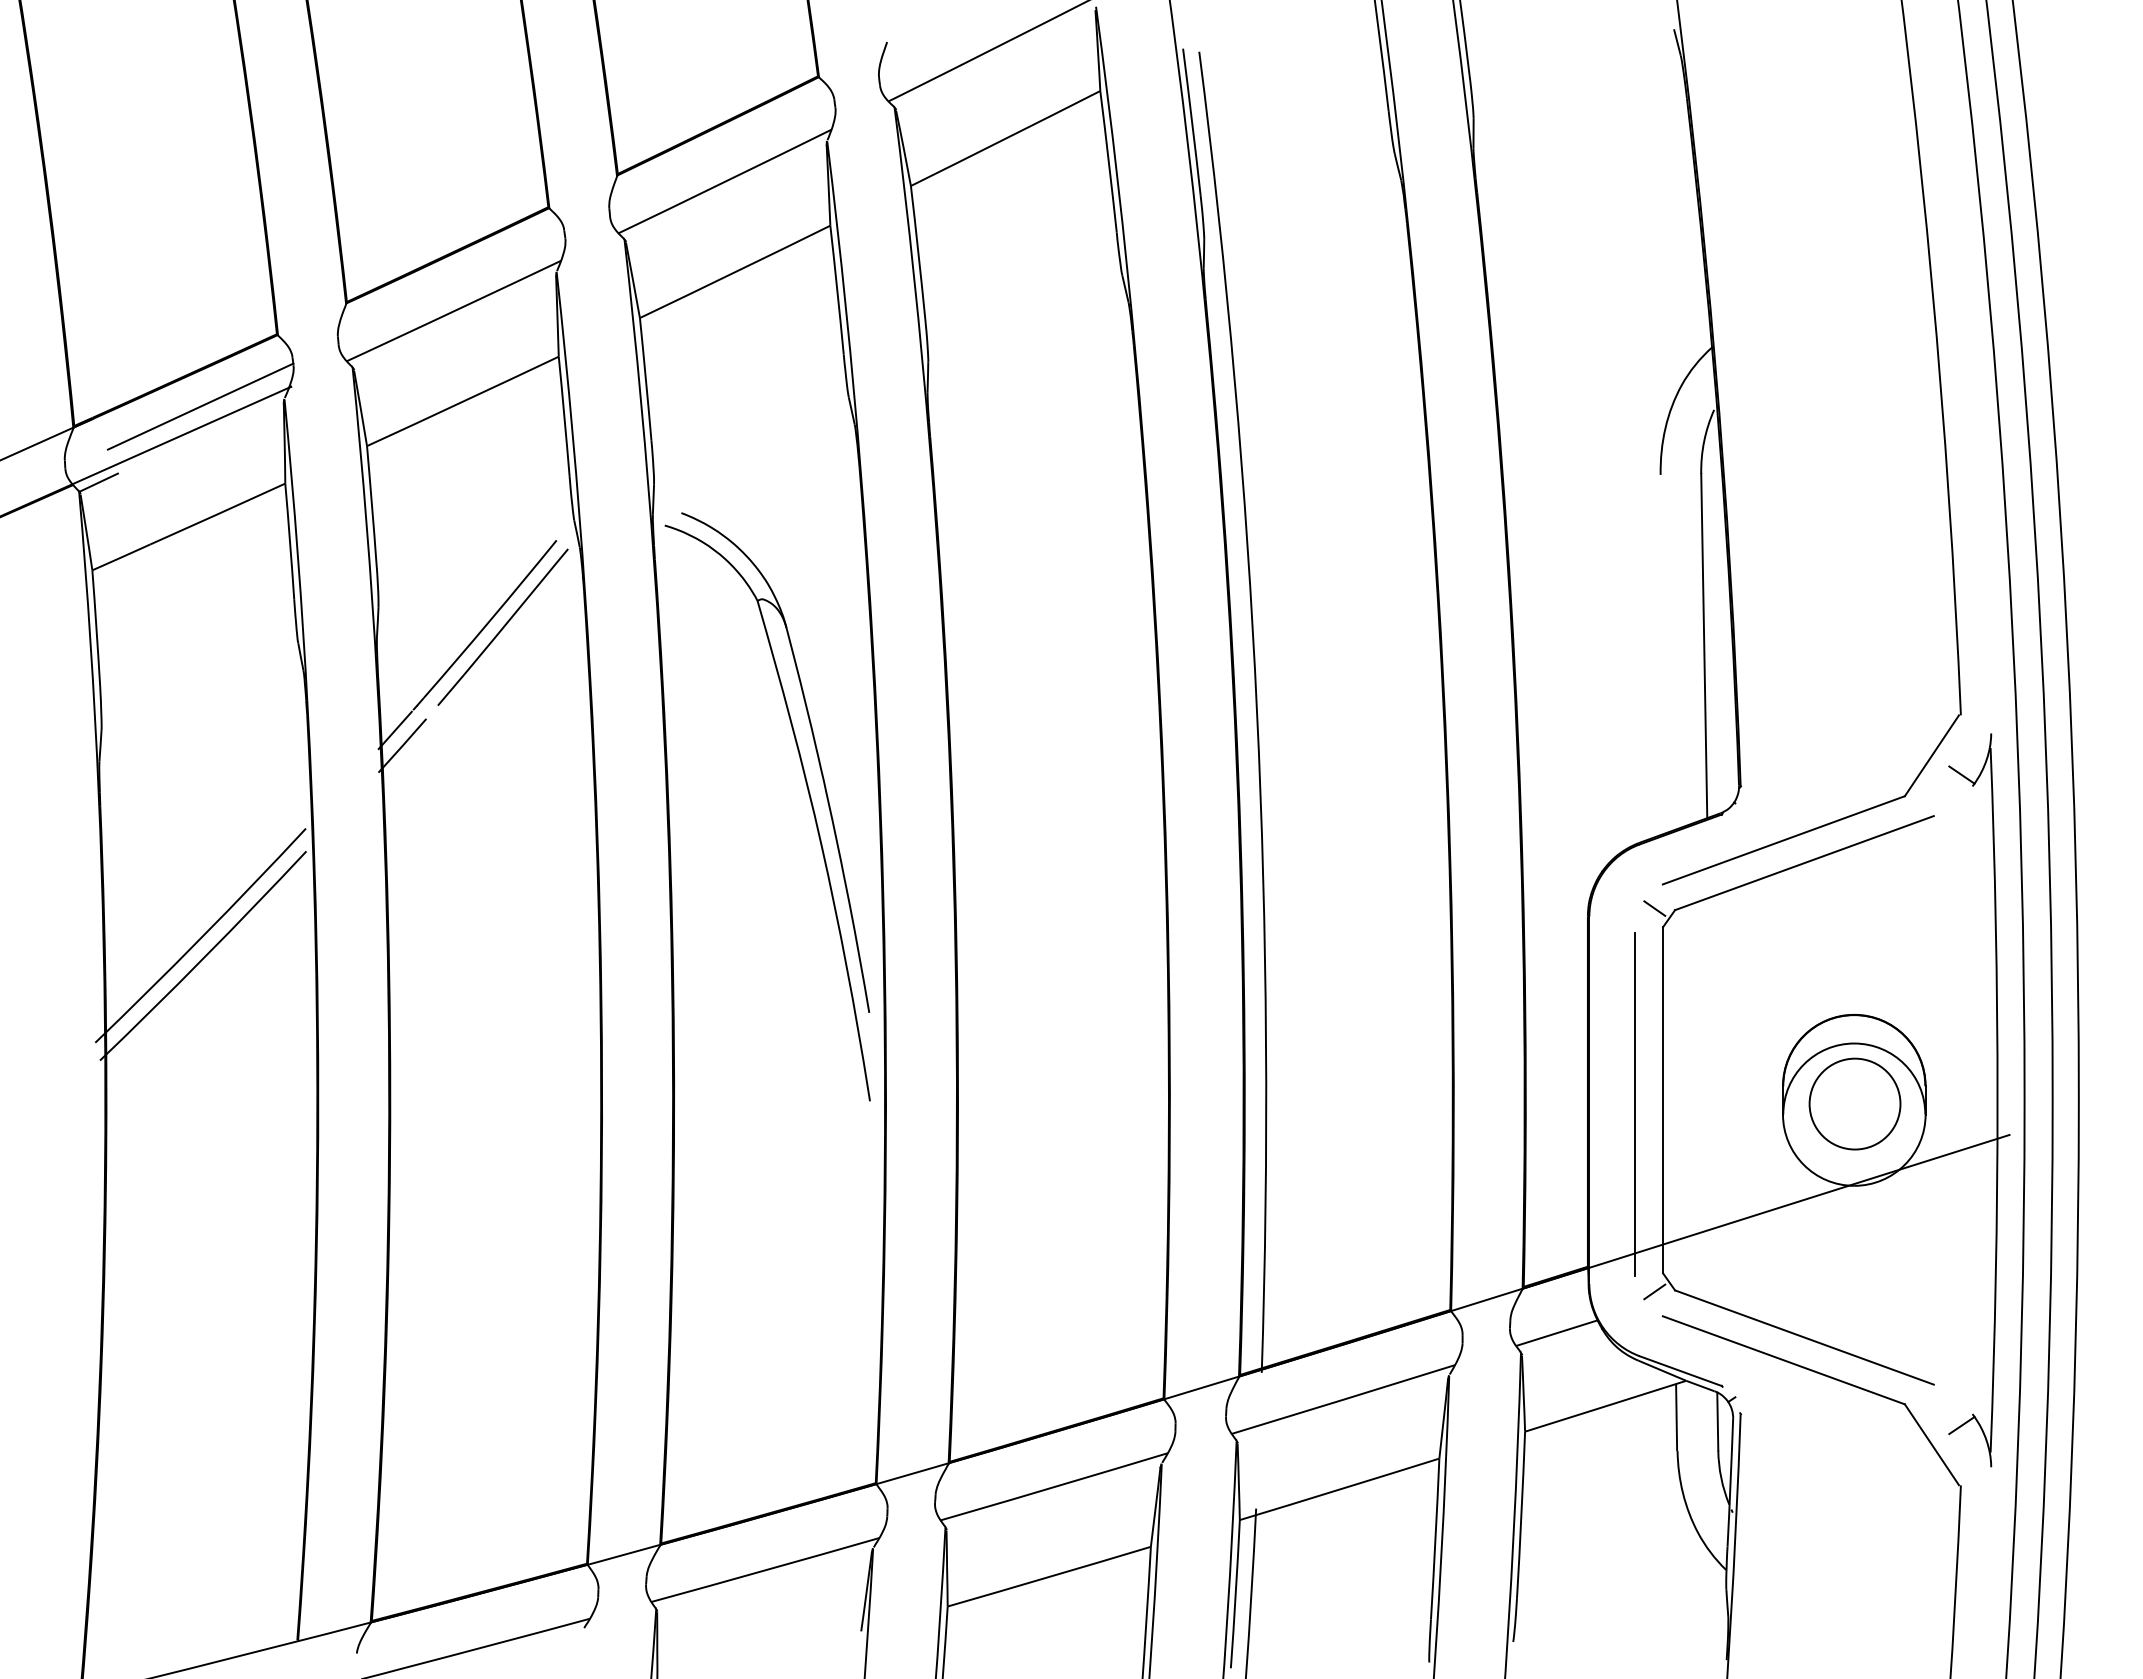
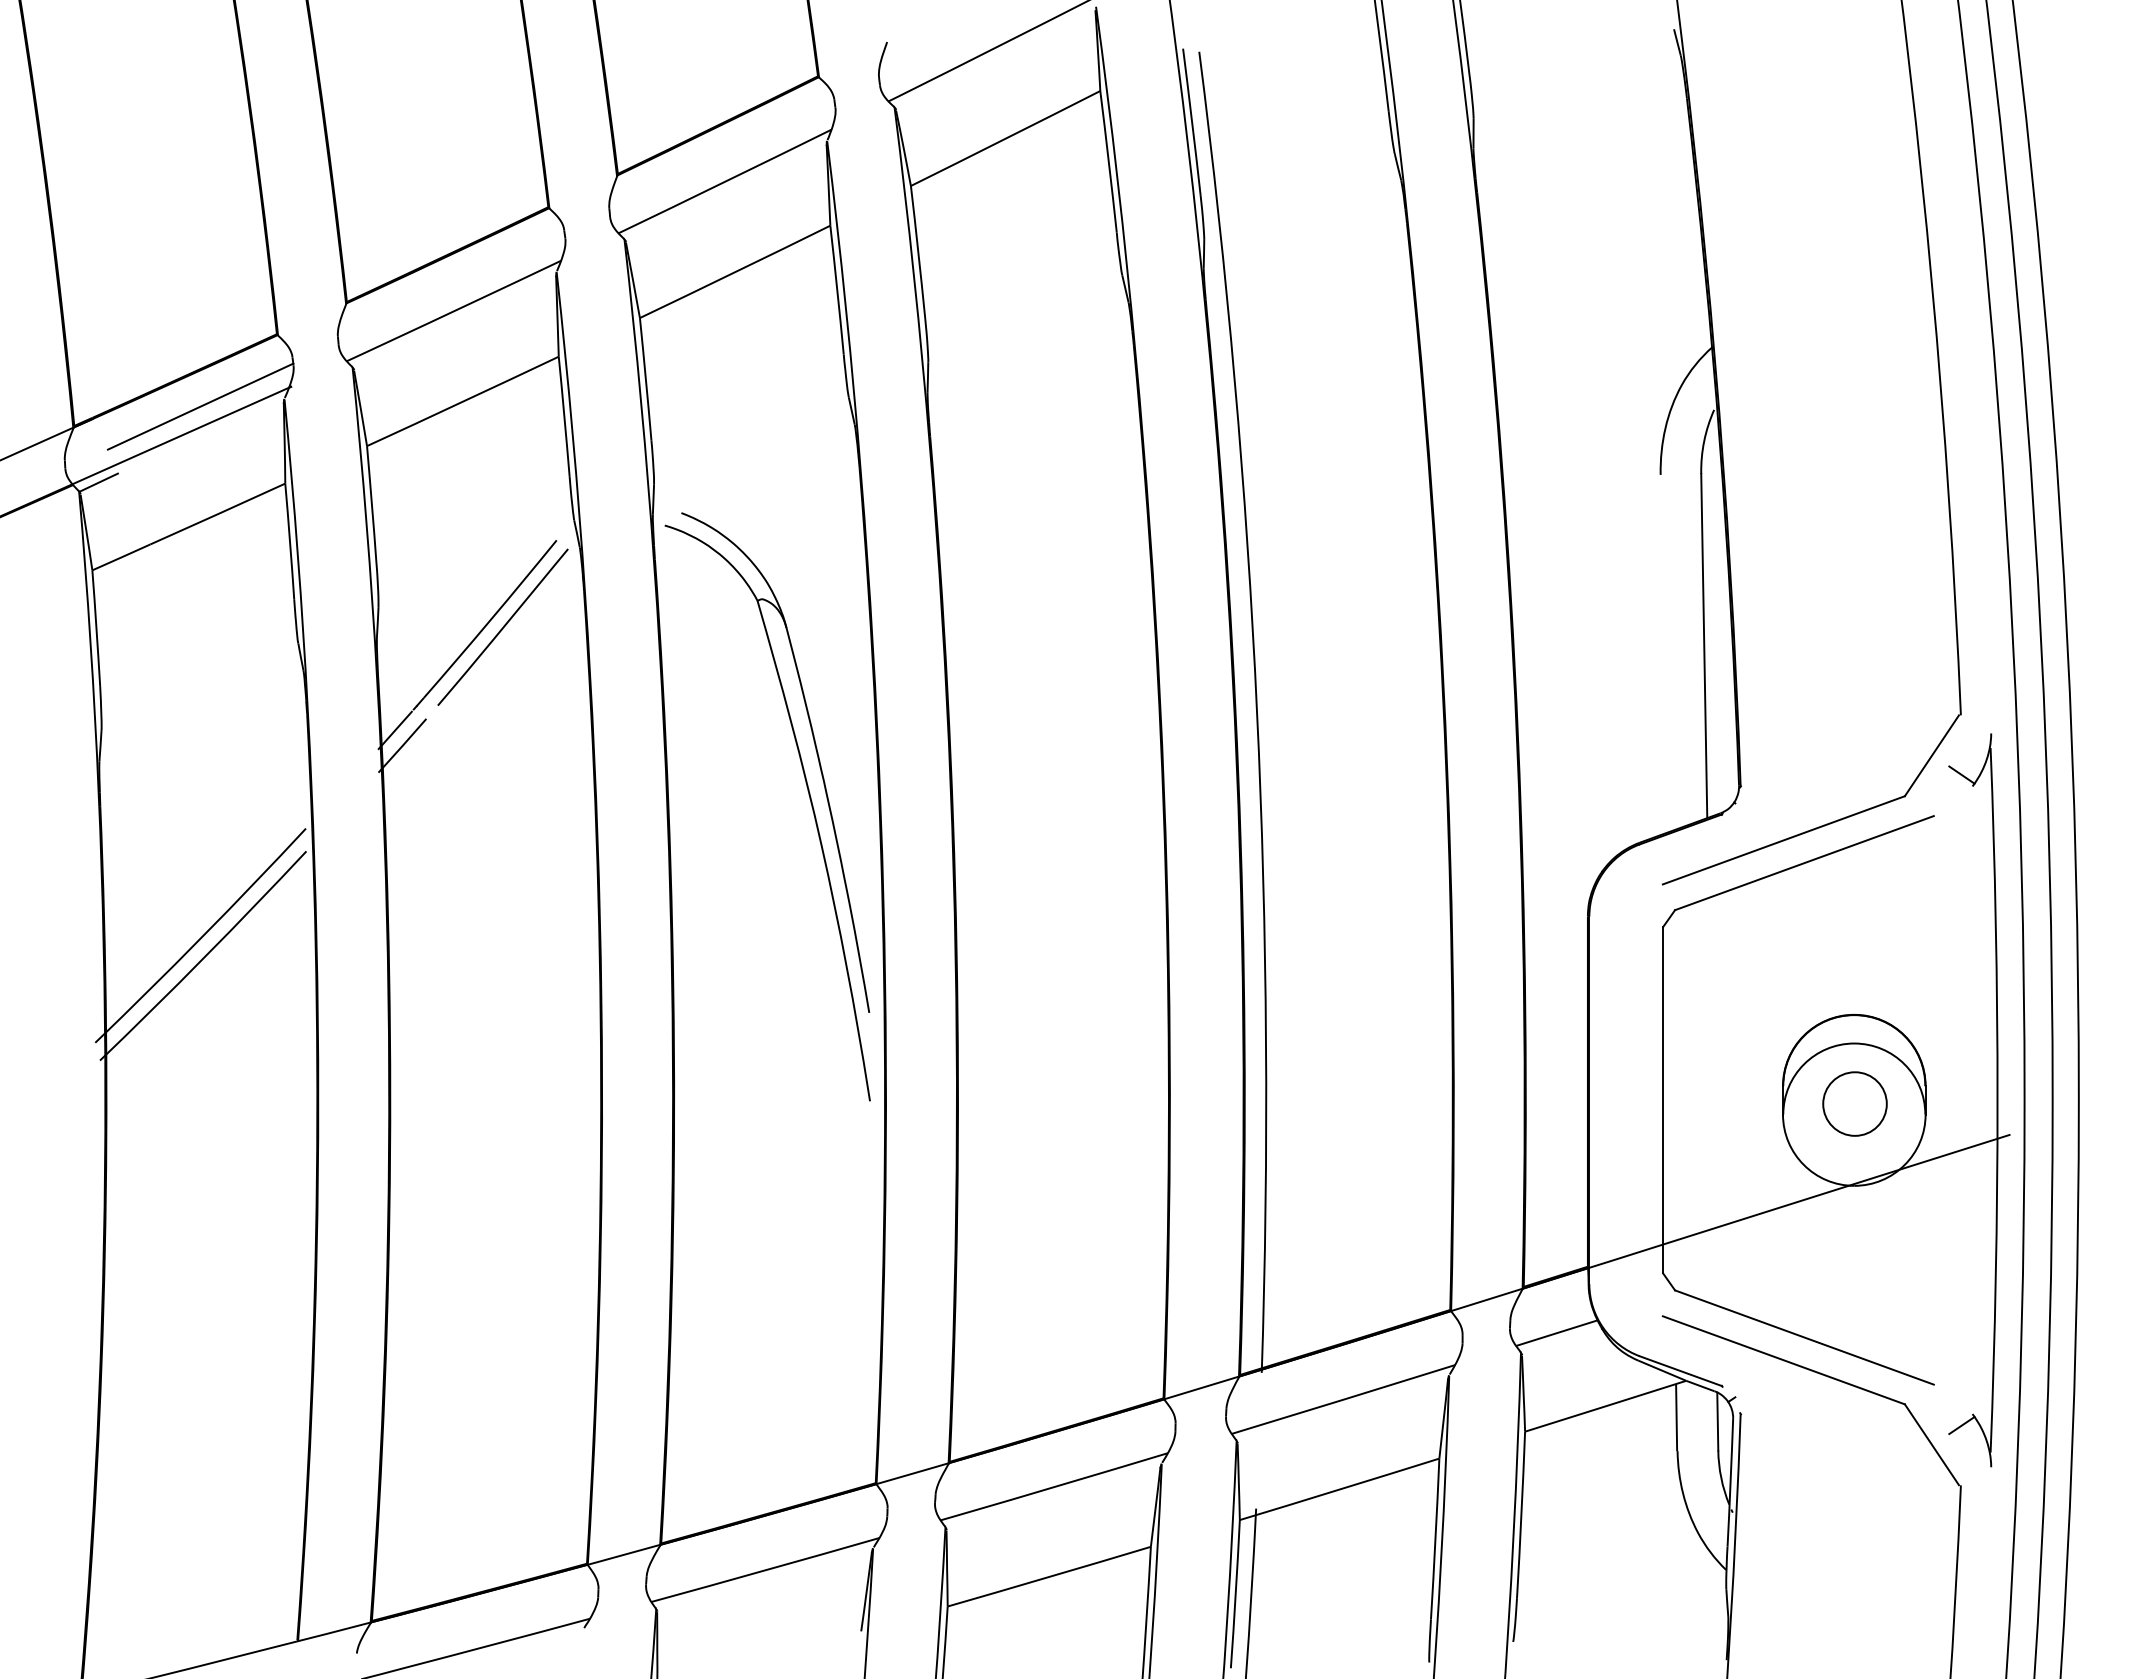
line: present -> none (1654, 908)
circle size: 94x94 px -> 66x66 px (1854, 1103)
line: present -> none (1634, 1104)
line: present -> none (1654, 1291)
